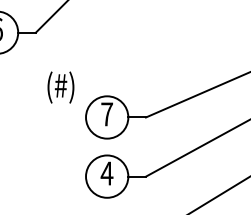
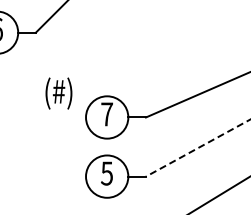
text position: (60, 87) -> (58, 93) (58, 93)
line: solid -> dashed (197, 148)
text: 4 -> 5 (106, 173)
